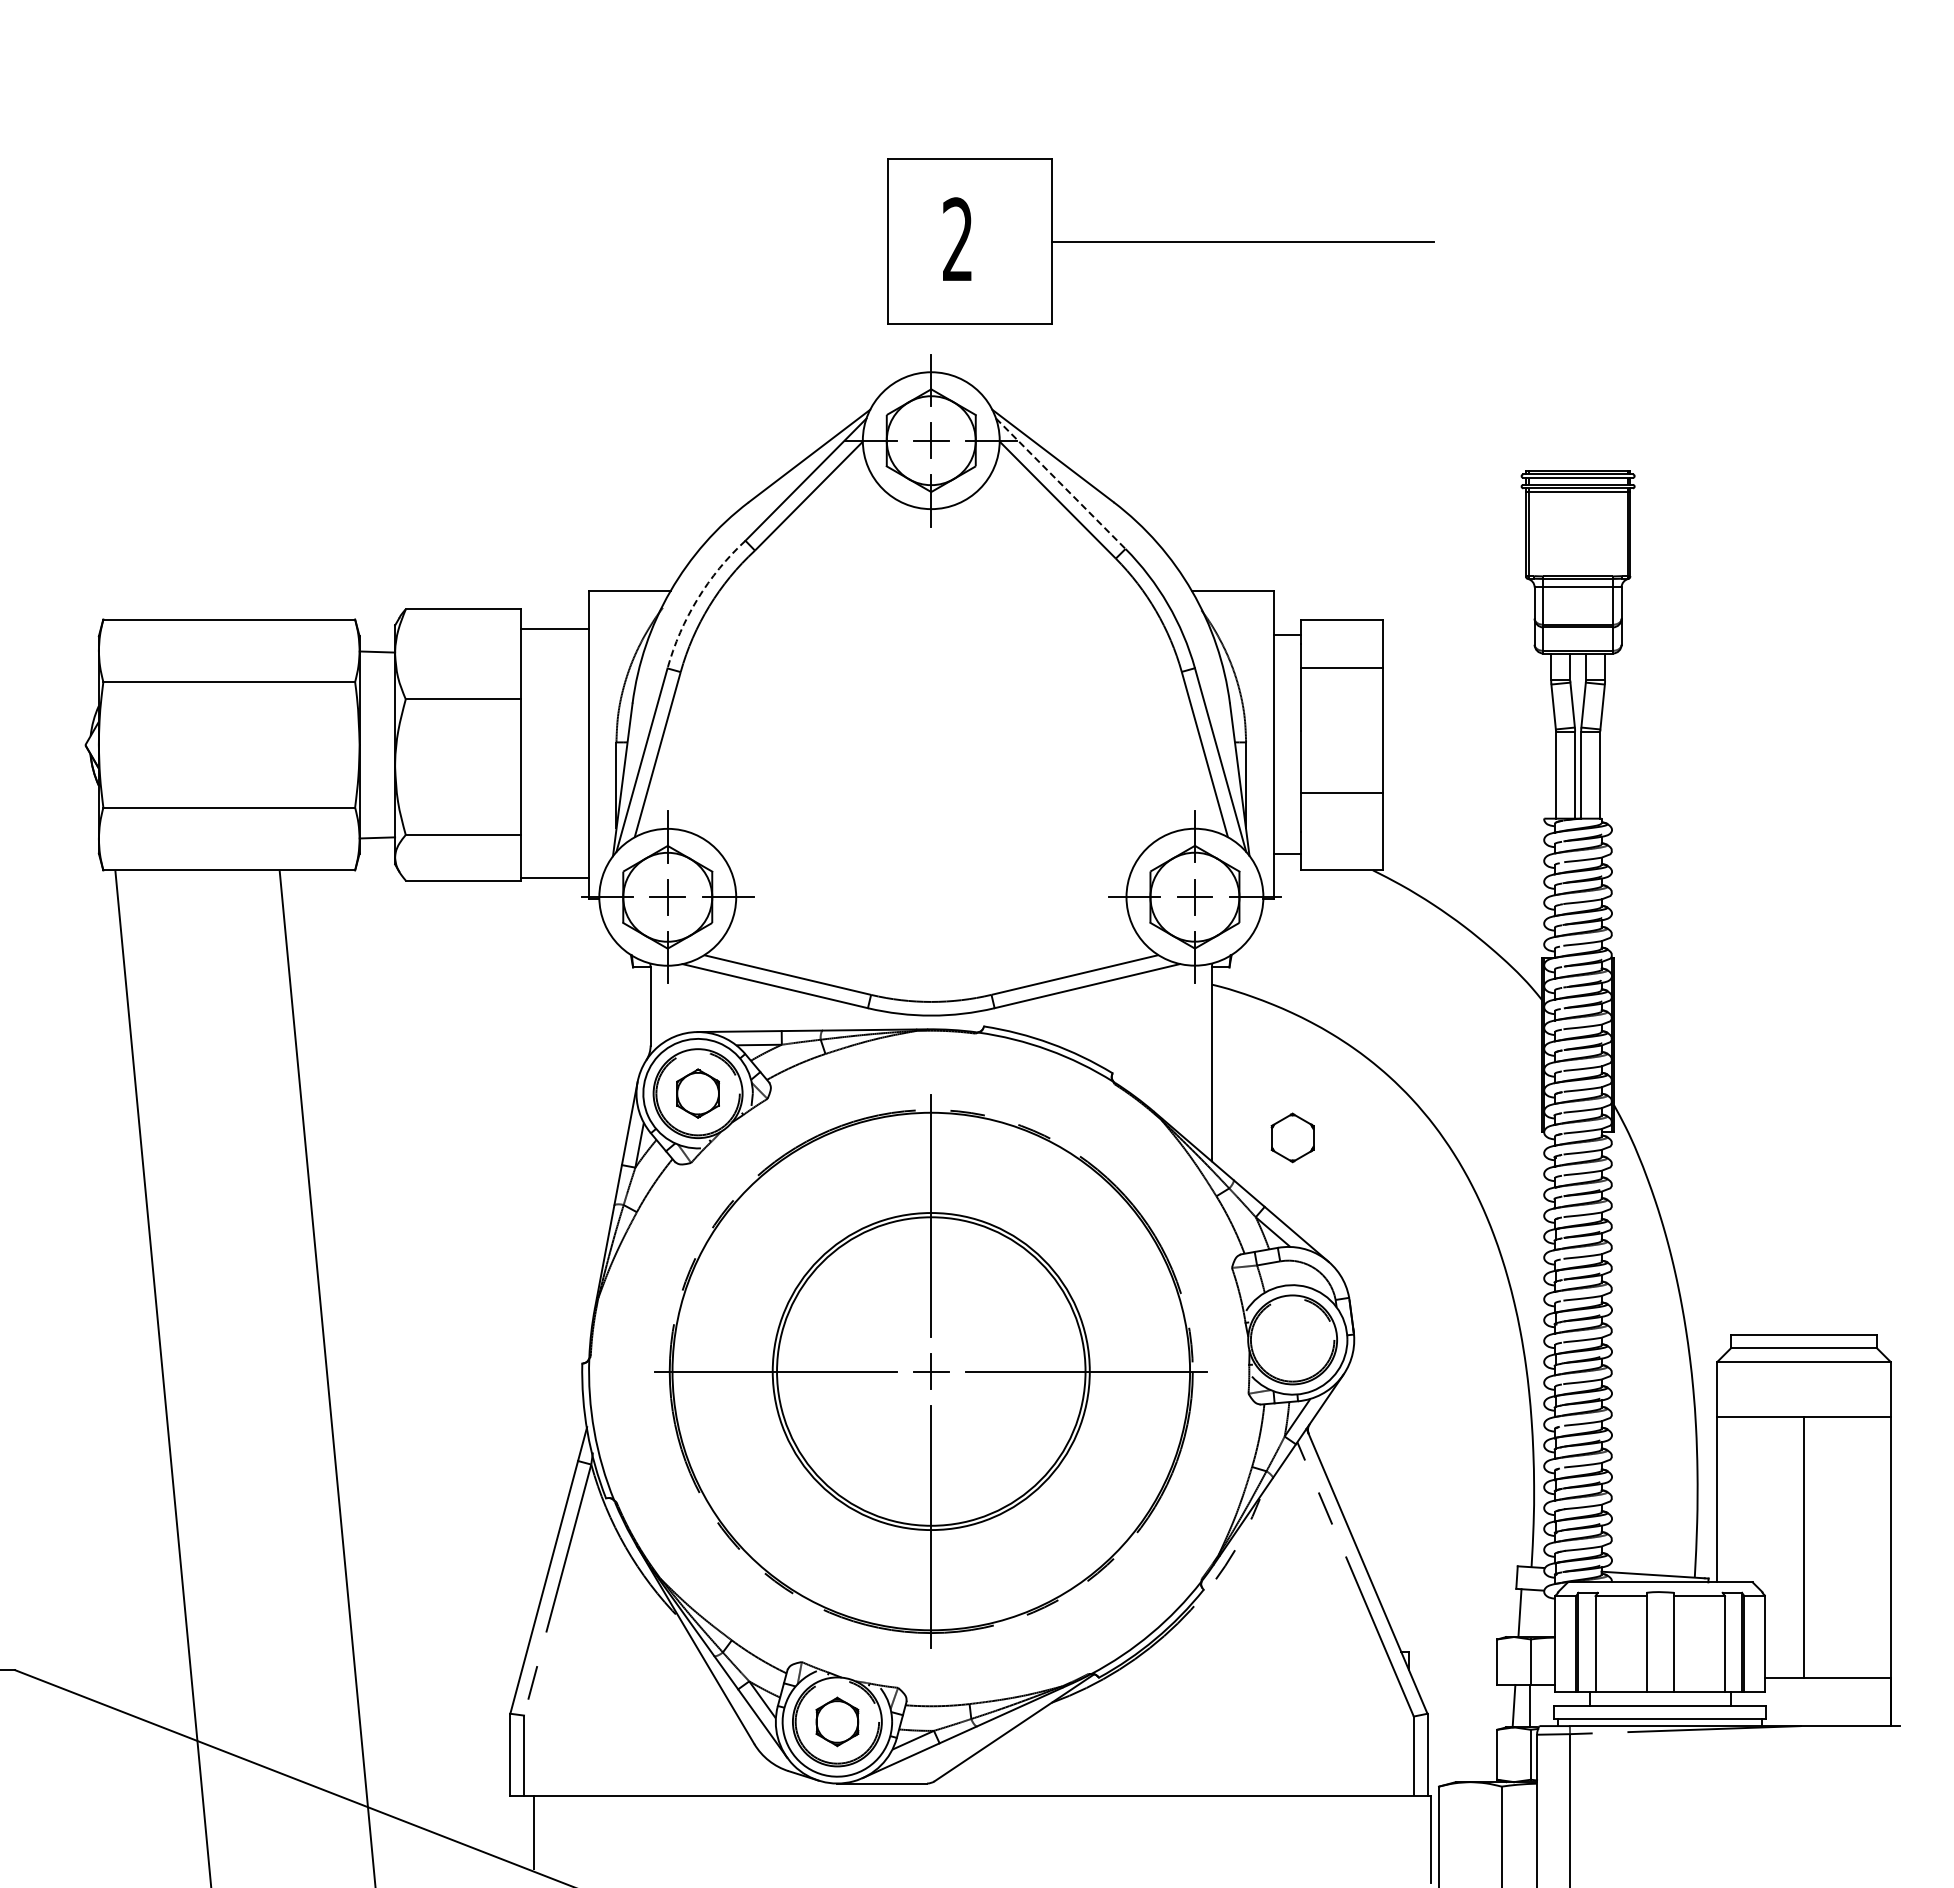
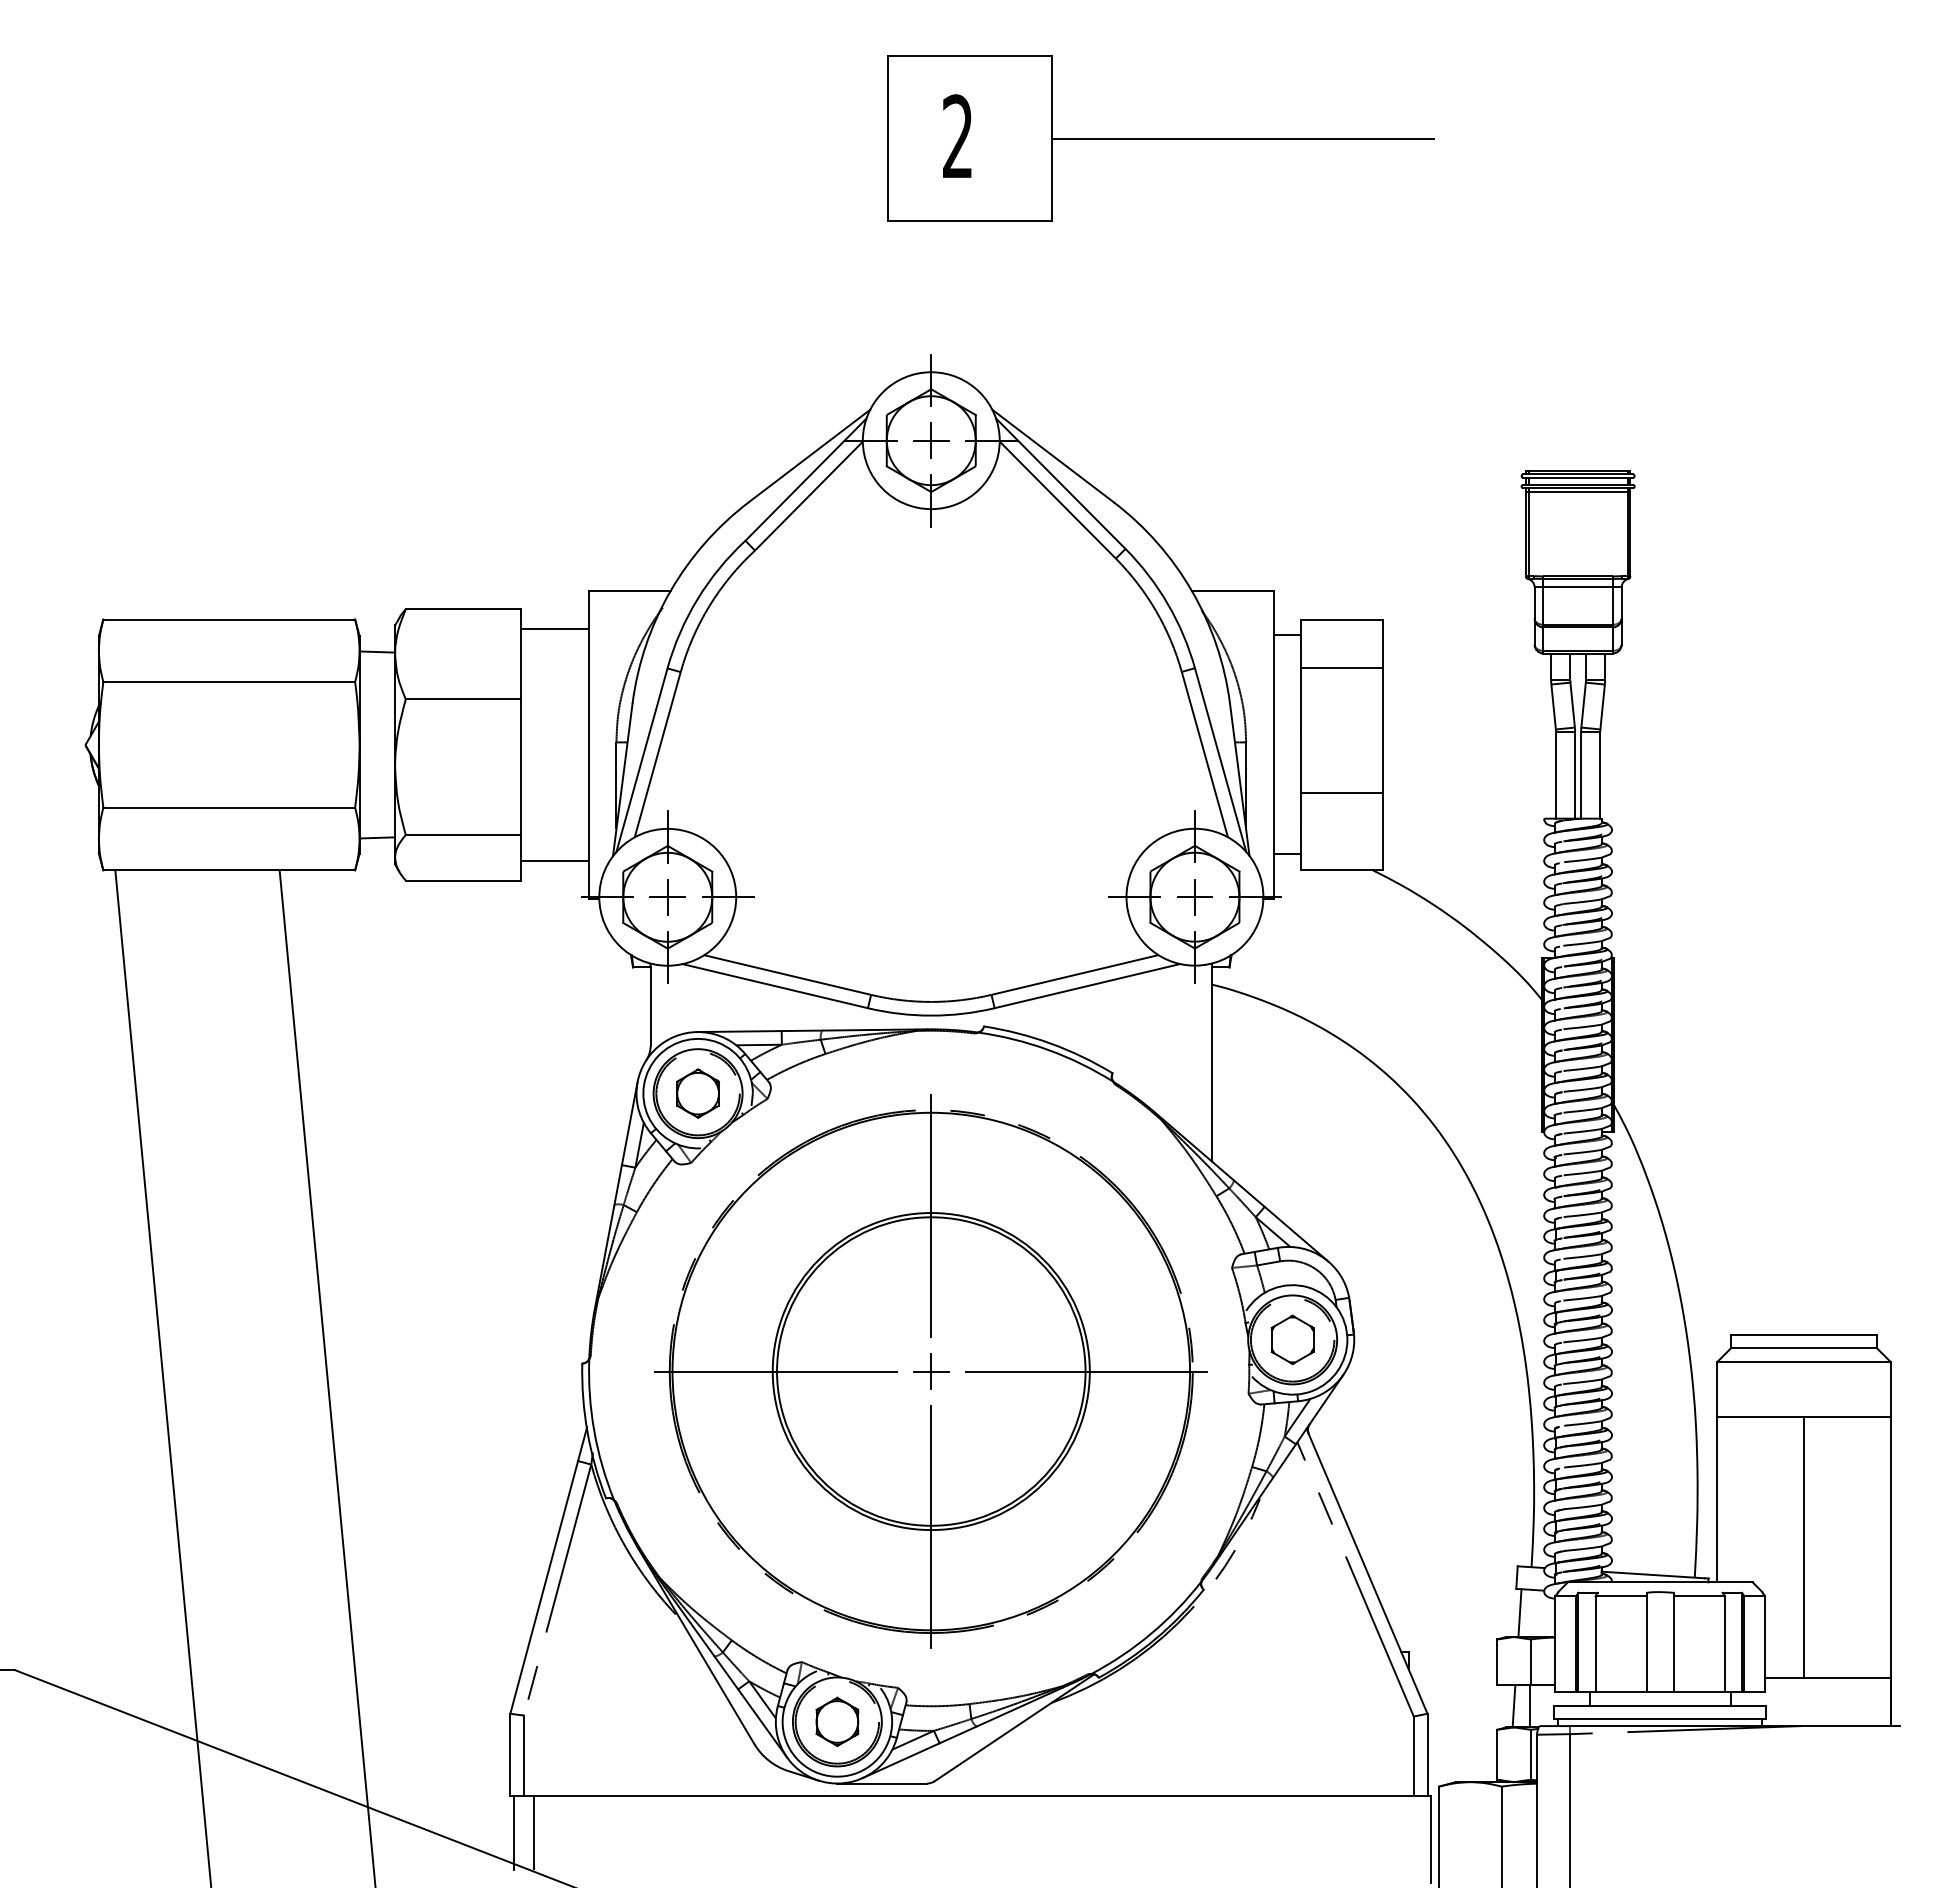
part position: (1160, 241) -> (1160, 138) (1160, 138)
line: dashed -> solid (1060, 483)
arc: dashed -> solid (697, 599)
line position: (554, 878) -> (554, 861) (554, 861)
part position: (1292, 1137) -> (1292, 1339) (1292, 1339)
line: none -> present (513, 1832)
